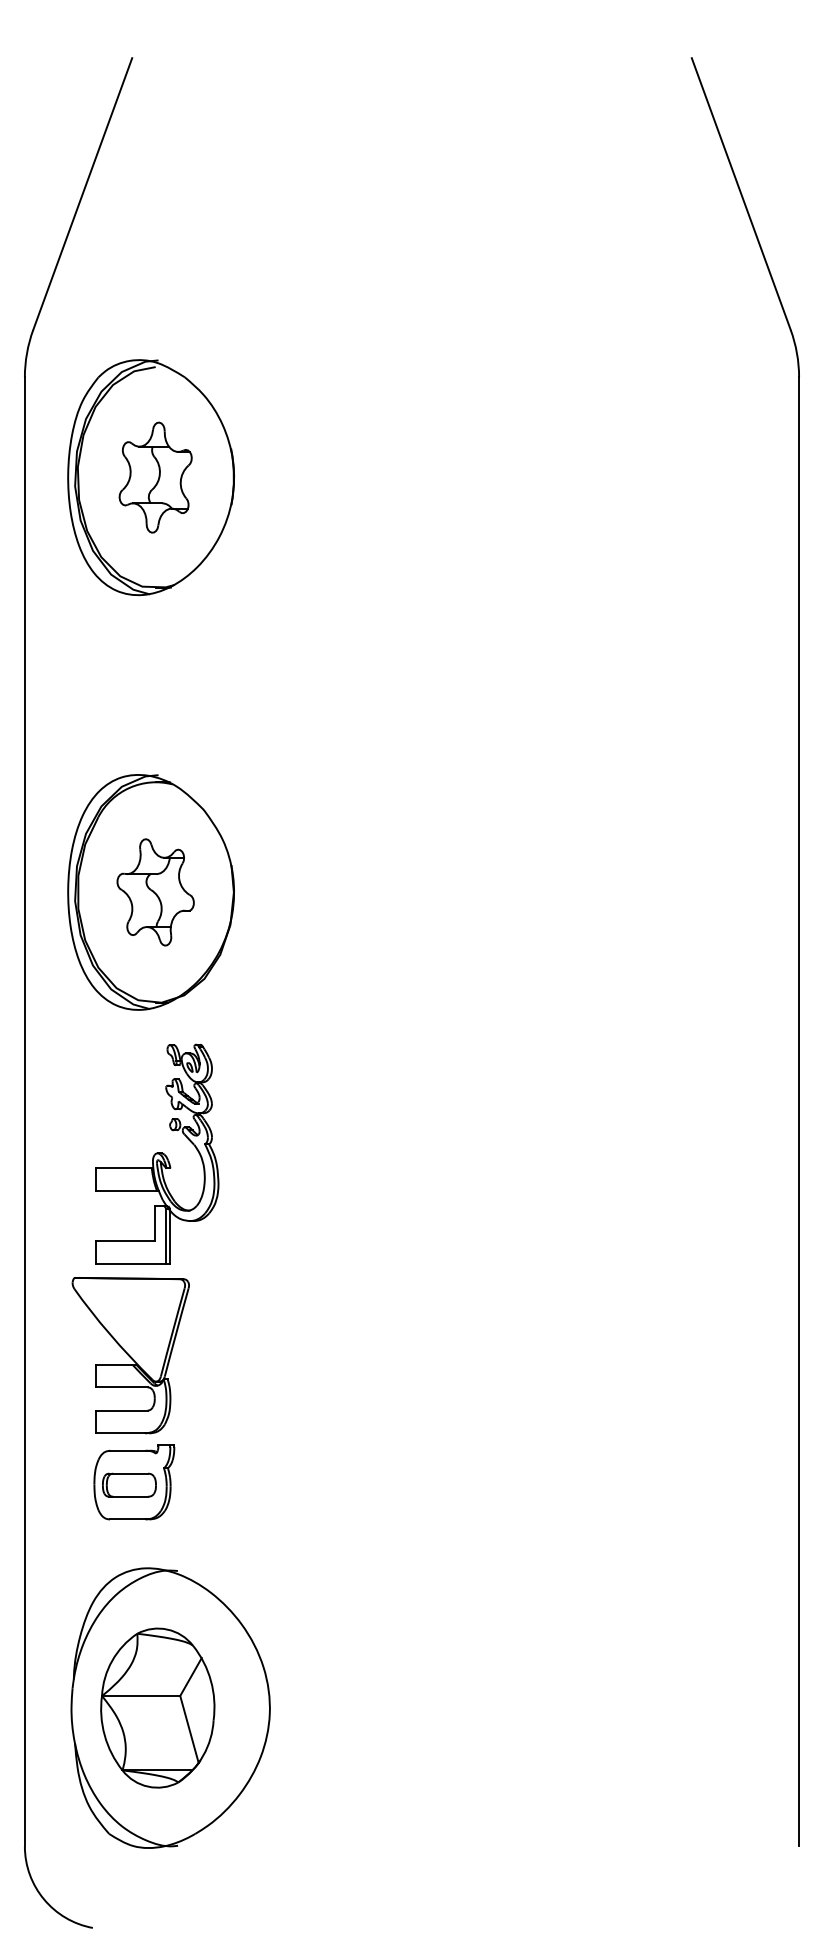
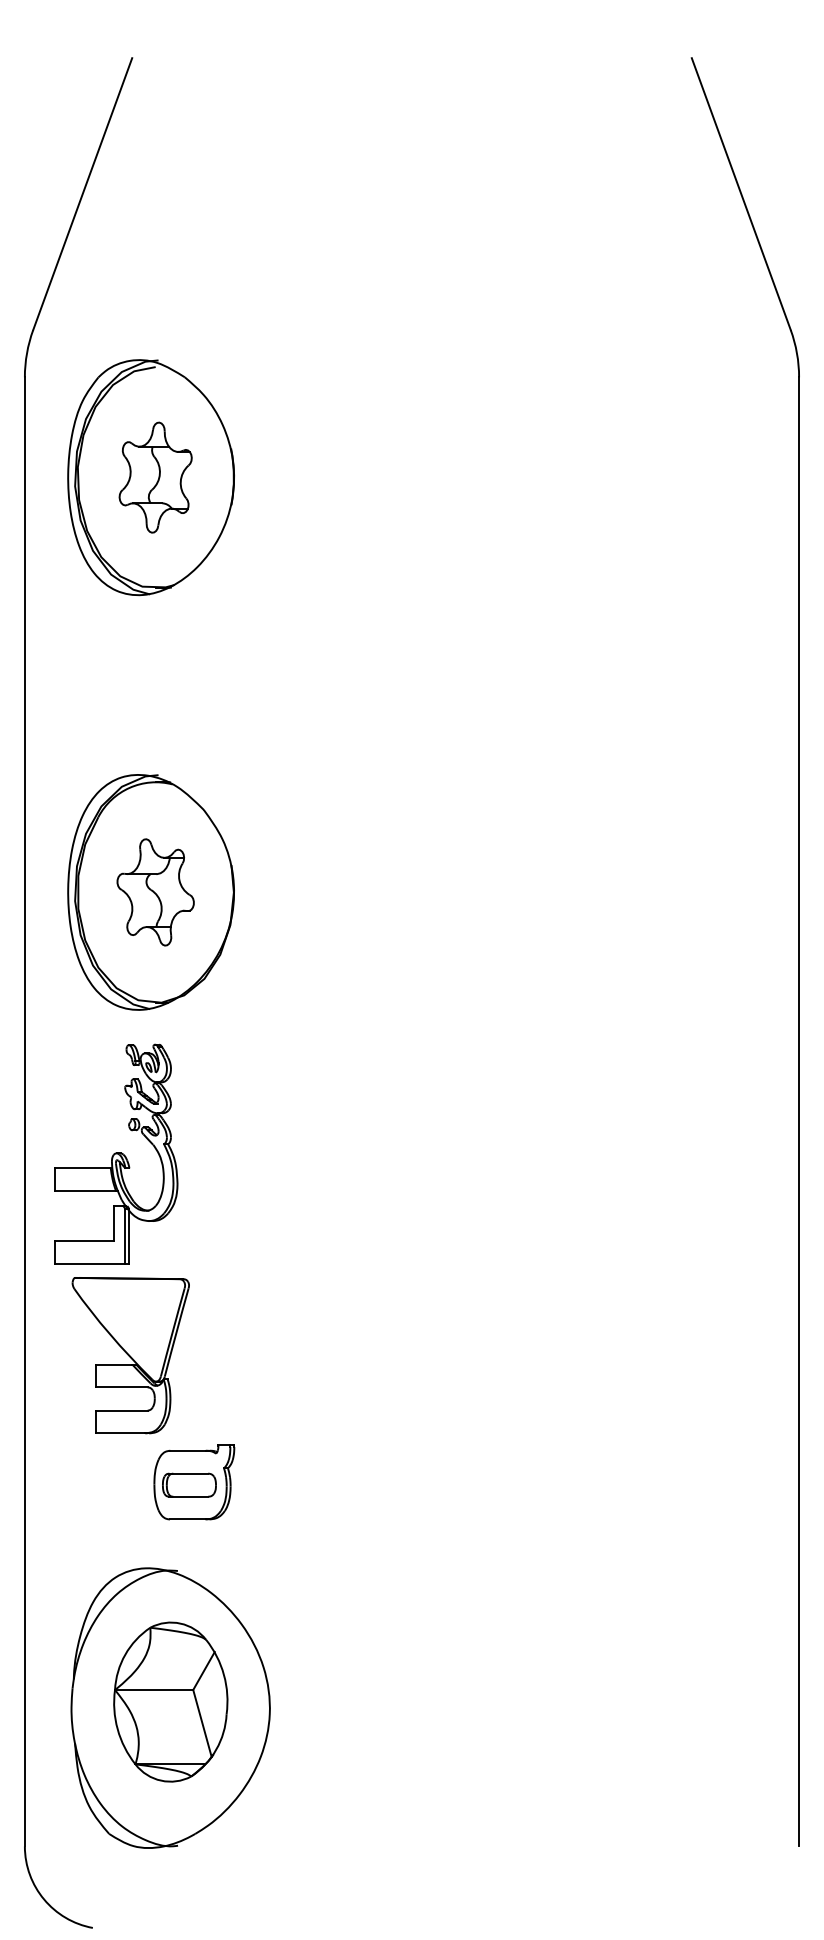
part position: (157, 1153) -> (116, 1153) (116, 1153)
part position: (134, 1482) -> (194, 1482) (194, 1482)
part position: (157, 1707) -> (170, 1701) (170, 1701)
